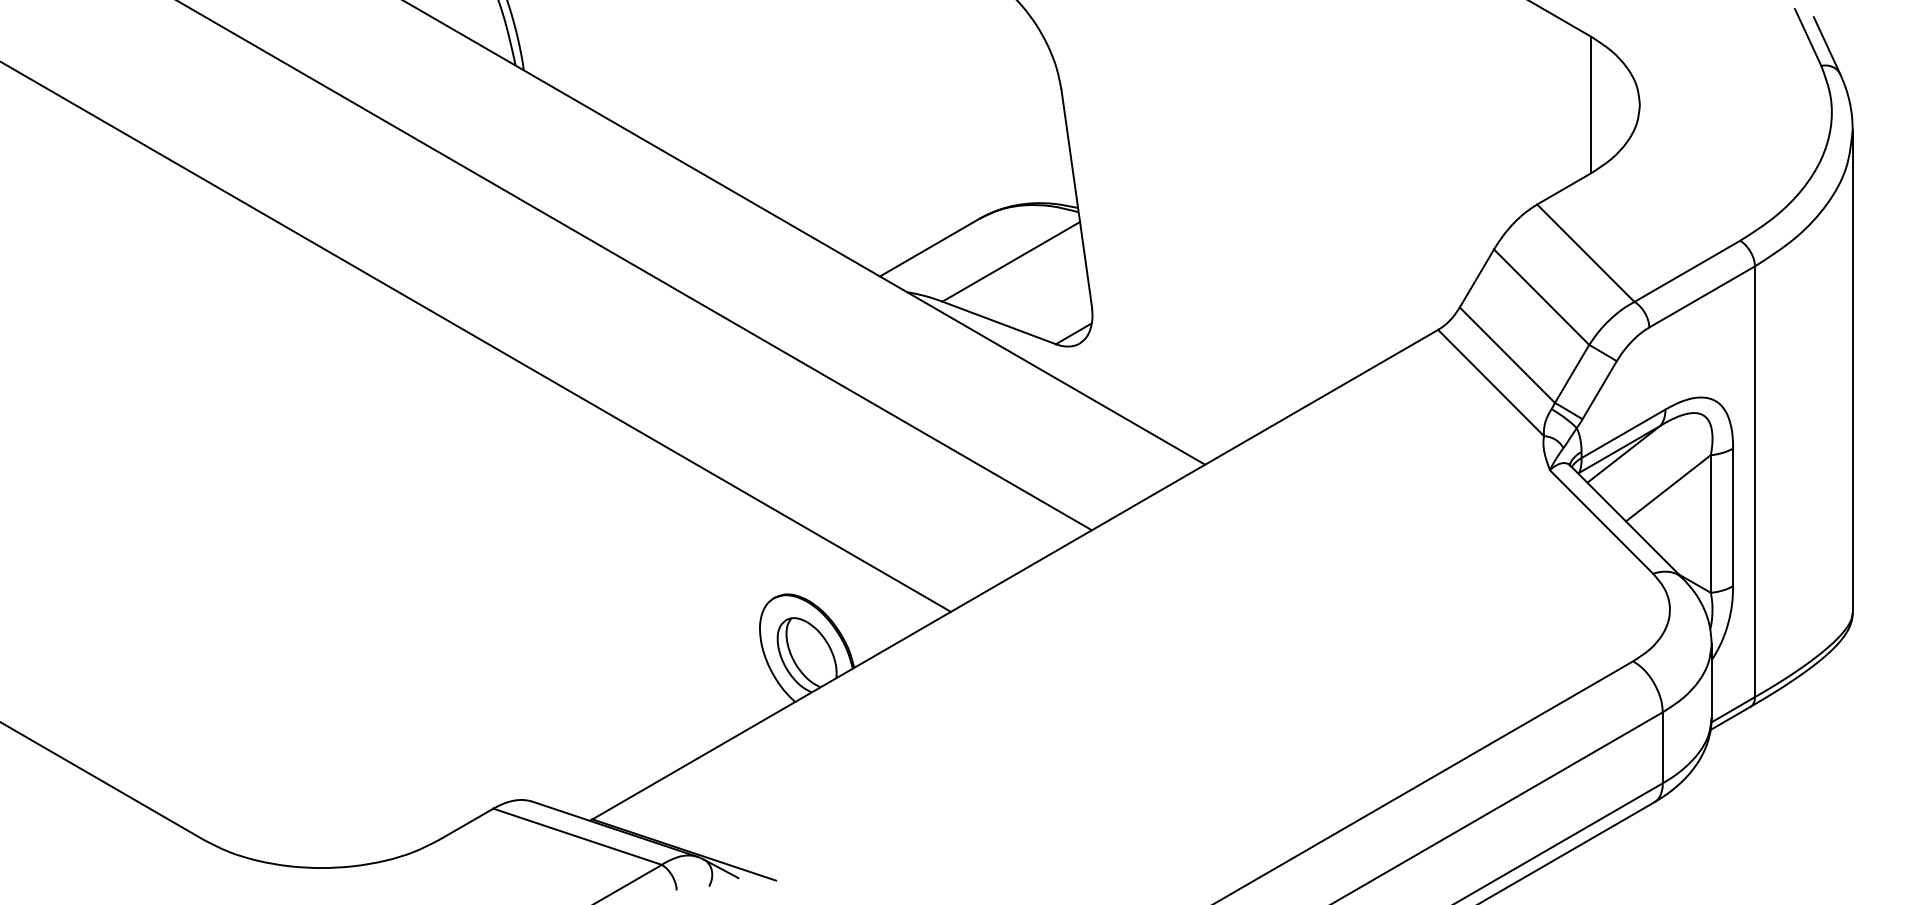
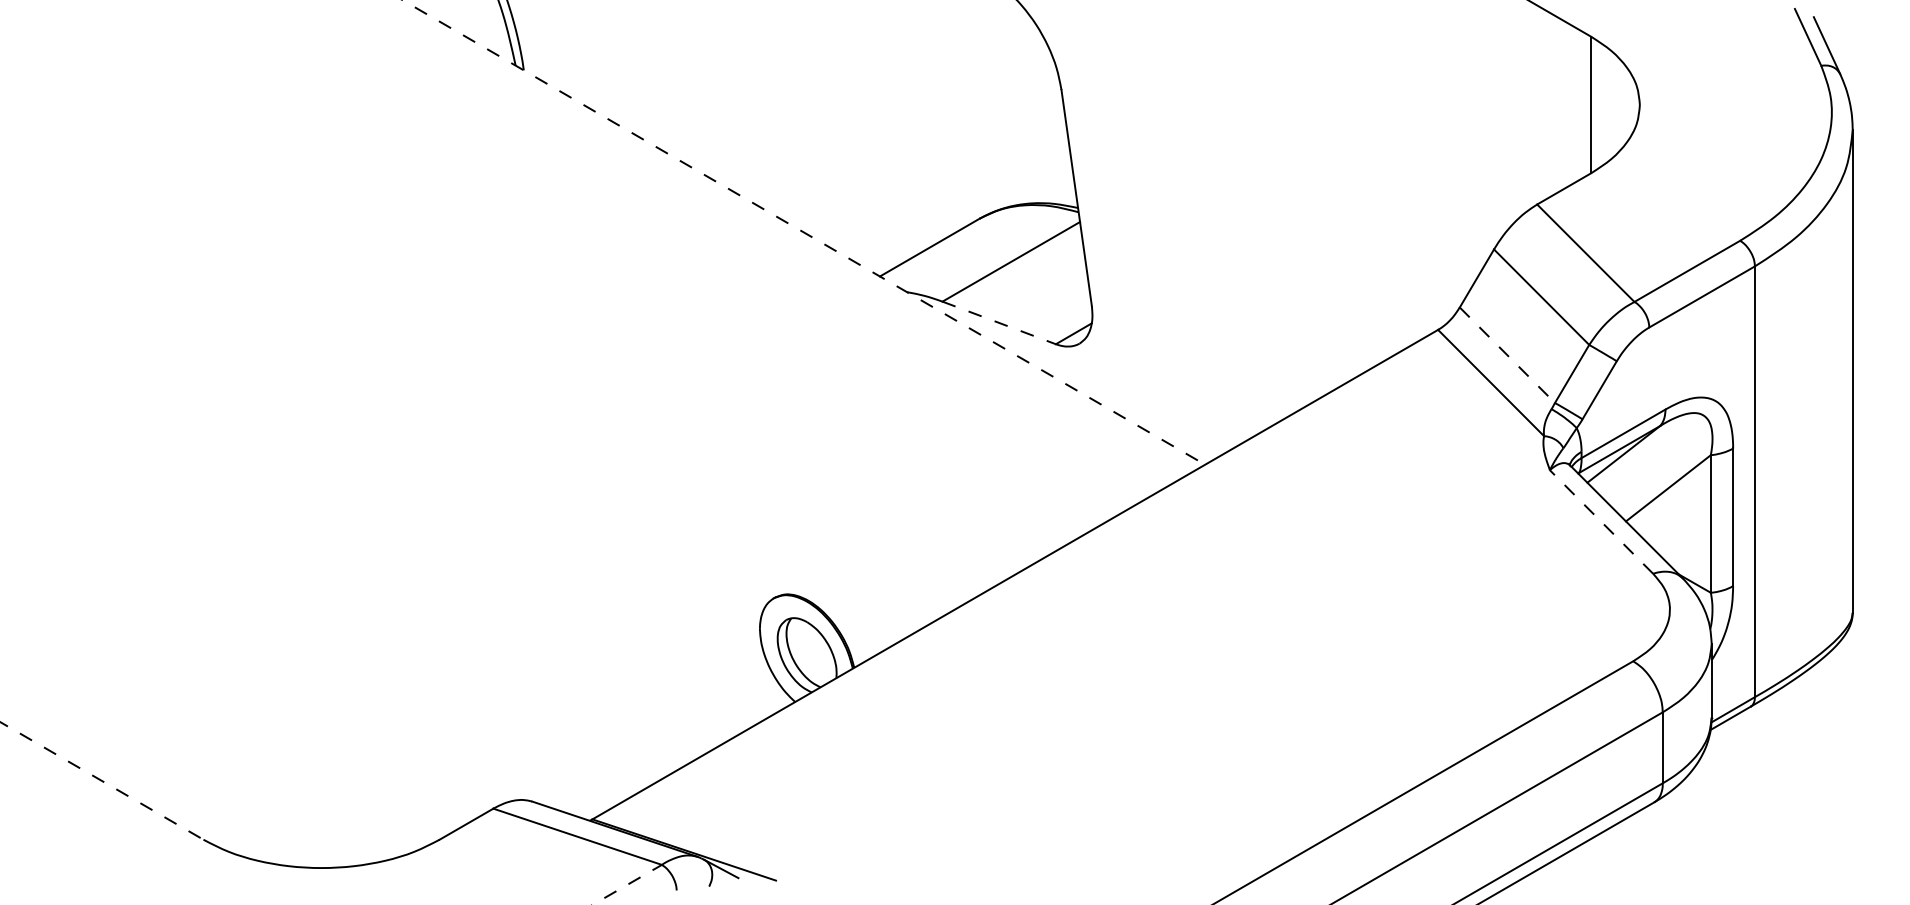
line: solid -> dashed (804, 232)
line: present -> none (635, 266)
line: solid -> dashed (999, 322)
line: present -> none (476, 336)
line: solid -> dashed (1507, 355)
line: solid -> dashed (1601, 521)
line: solid -> dashed (102, 781)
line: solid -> dashed (627, 884)
